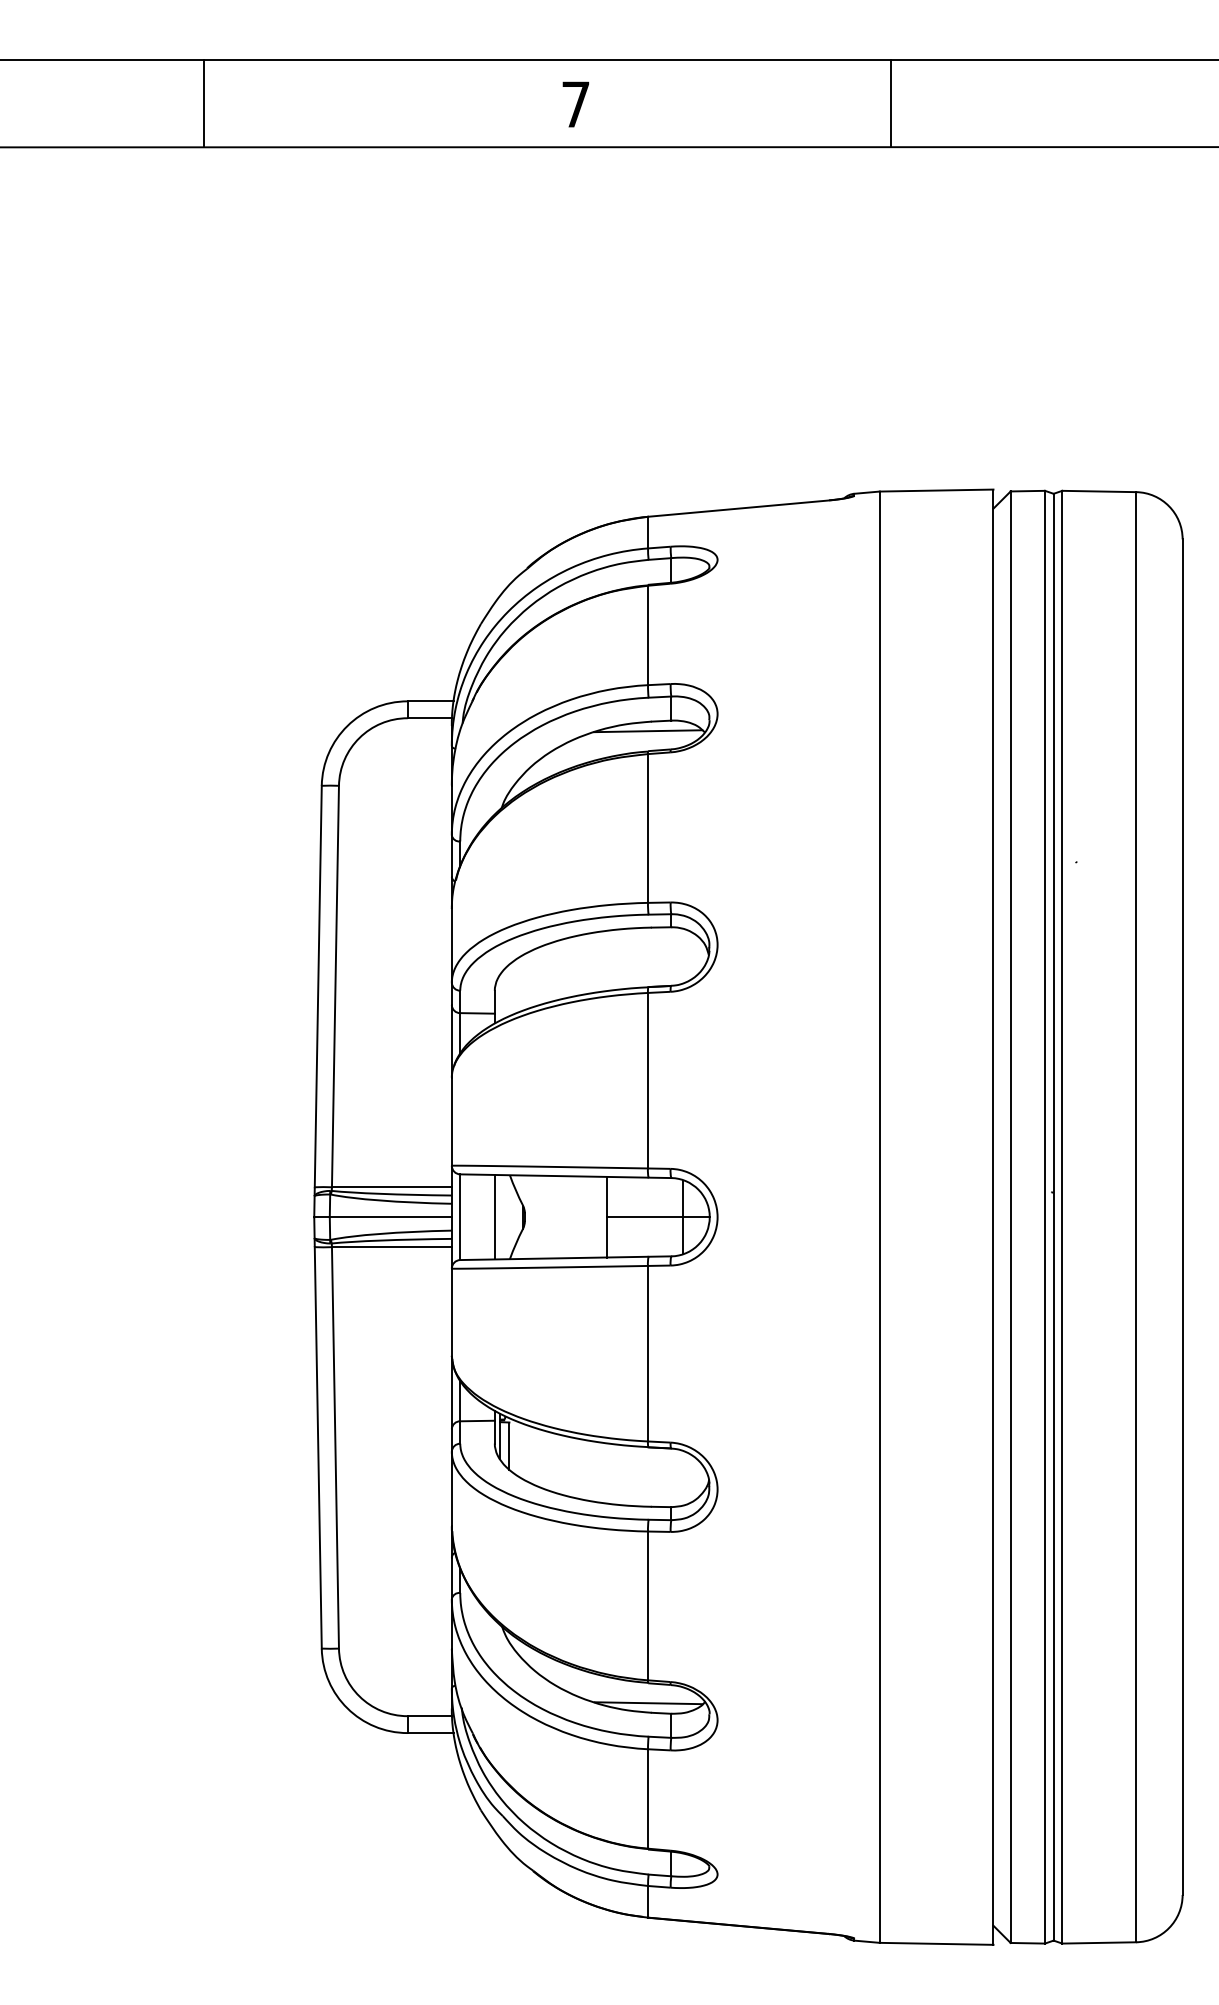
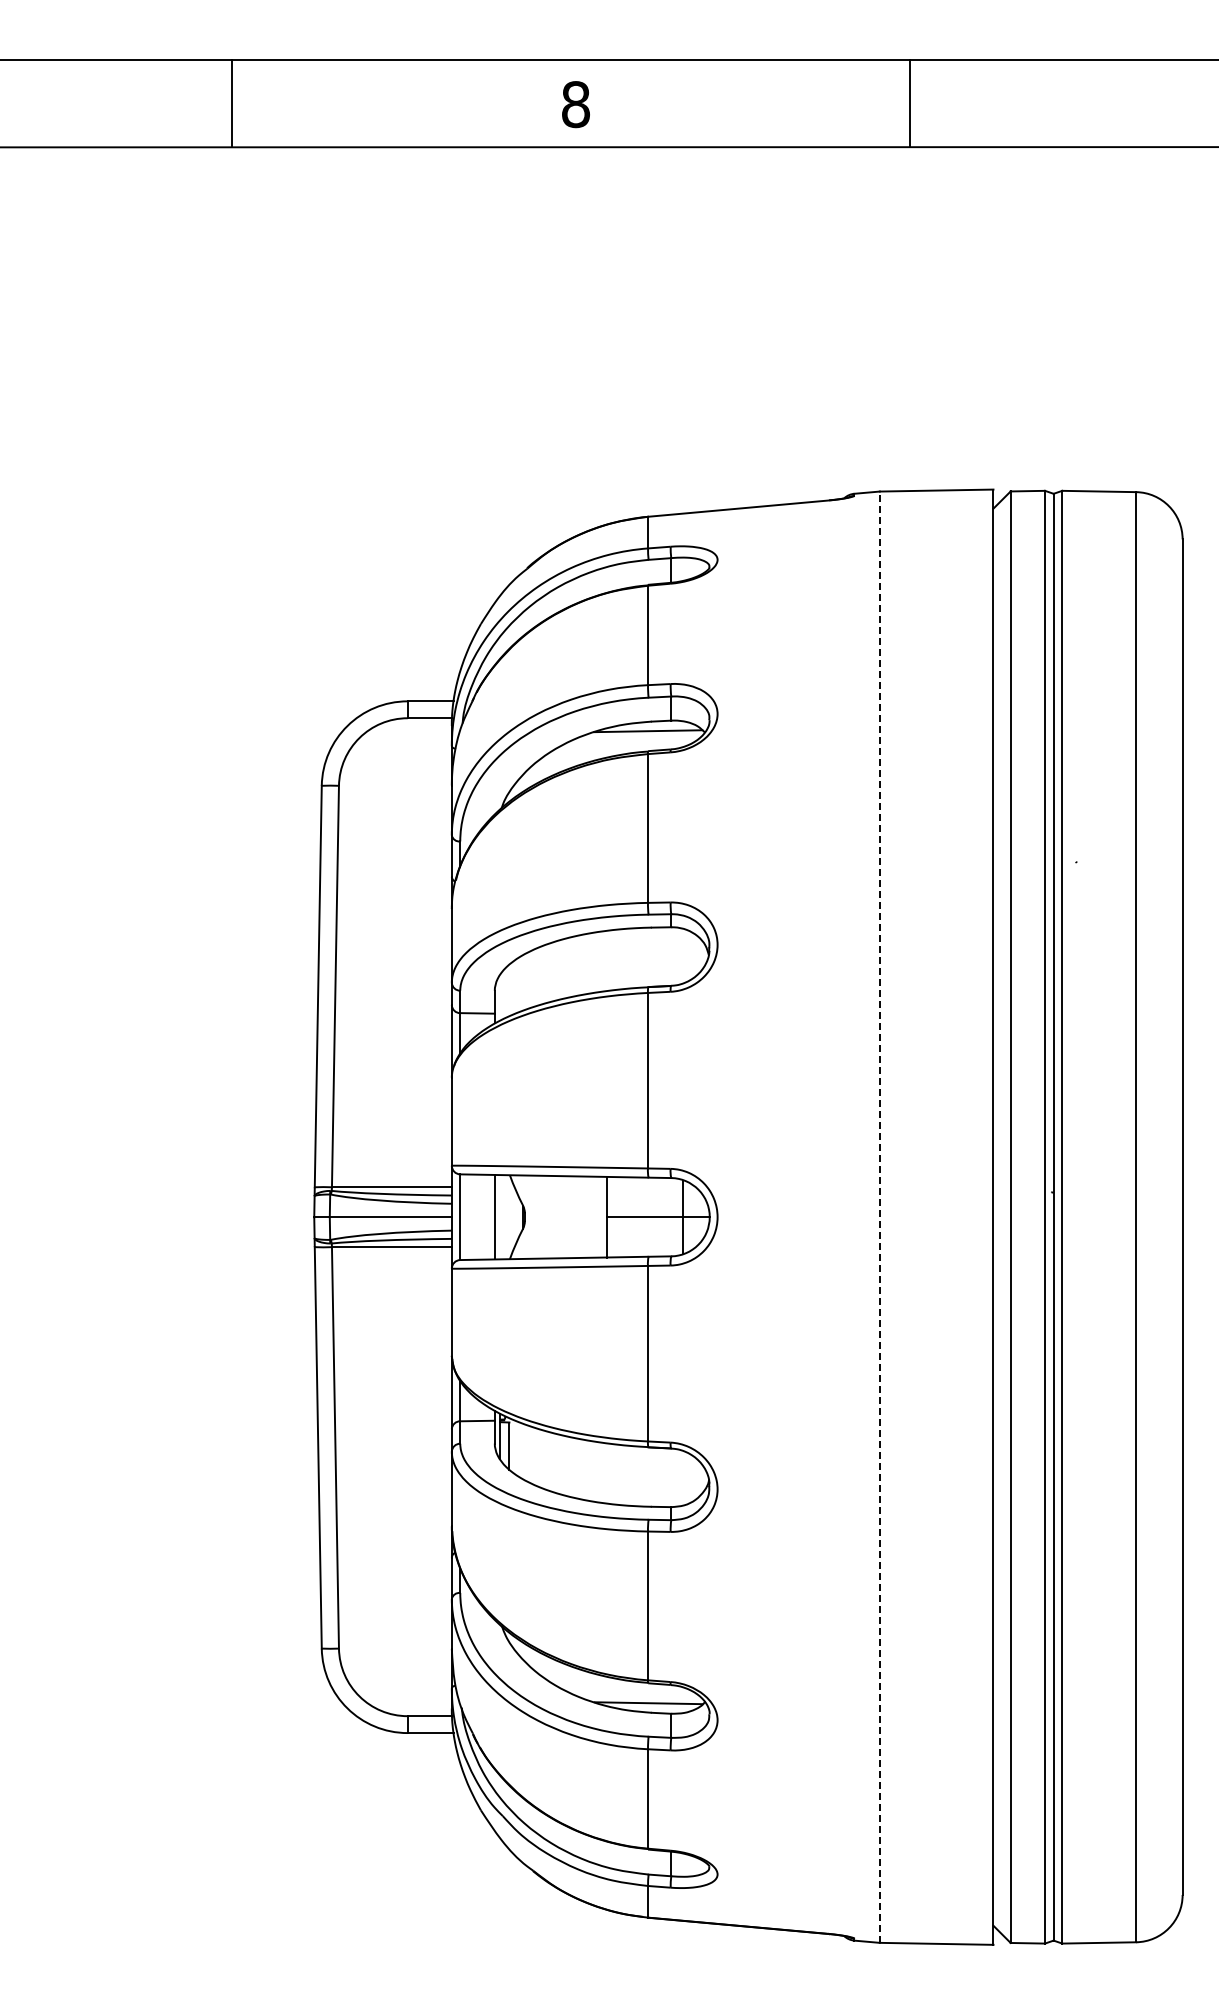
line position: (203, 103) -> (231, 103) (231, 103)
line position: (891, 103) -> (910, 103) (910, 103)
text: 7 -> 8 (575, 104)
line: solid -> dashed (879, 1217)
